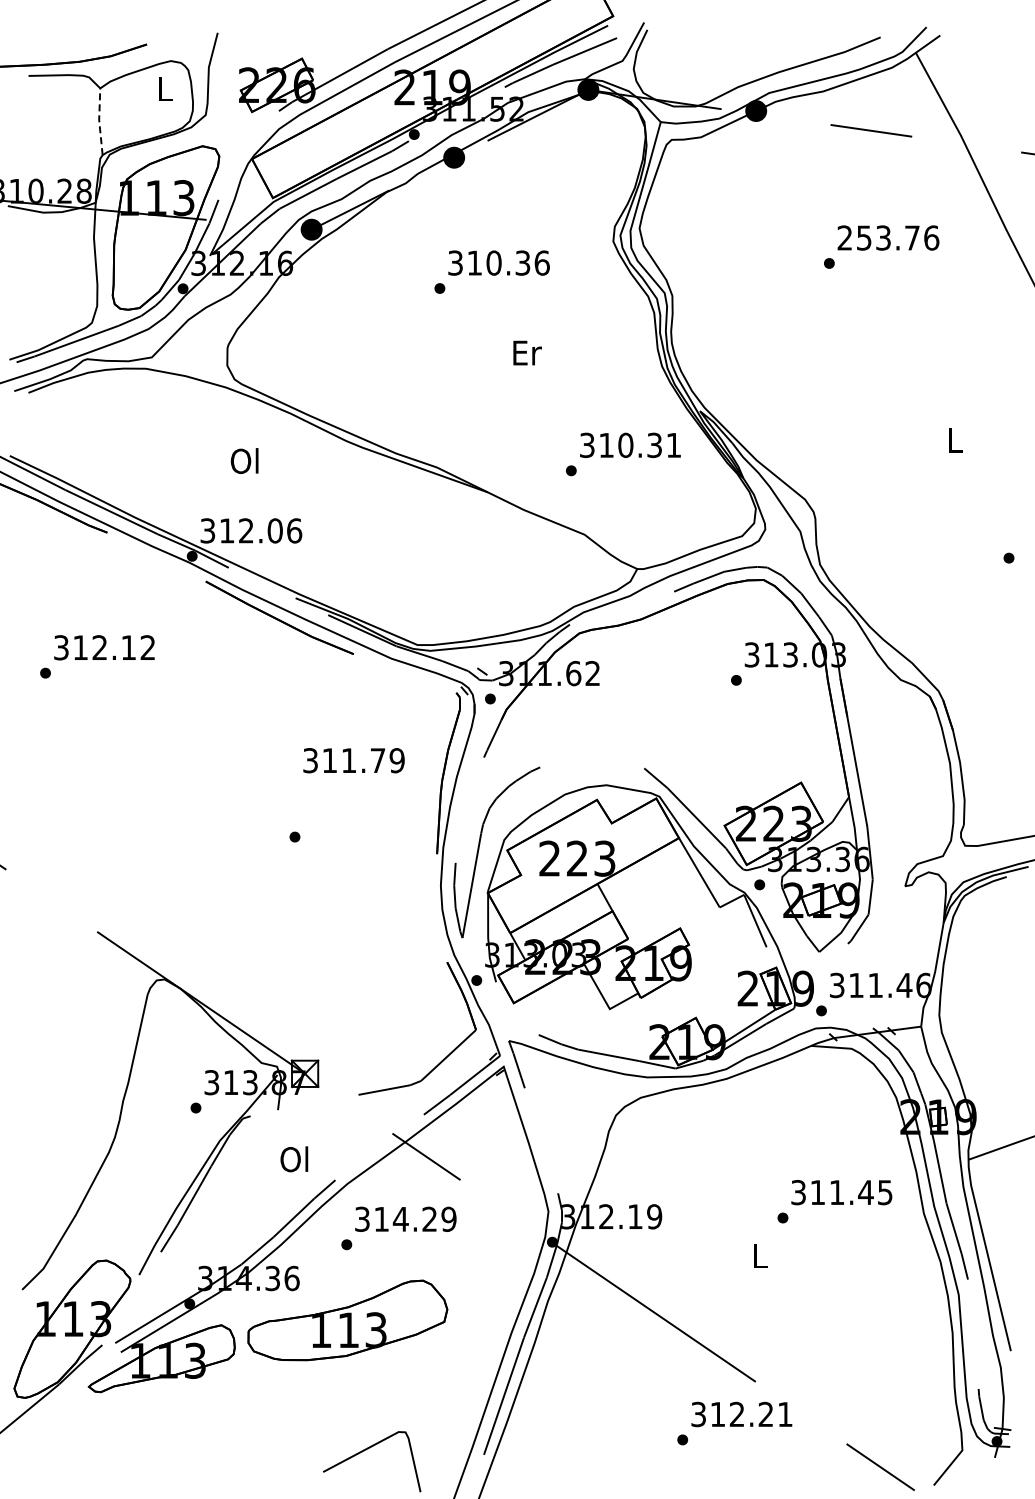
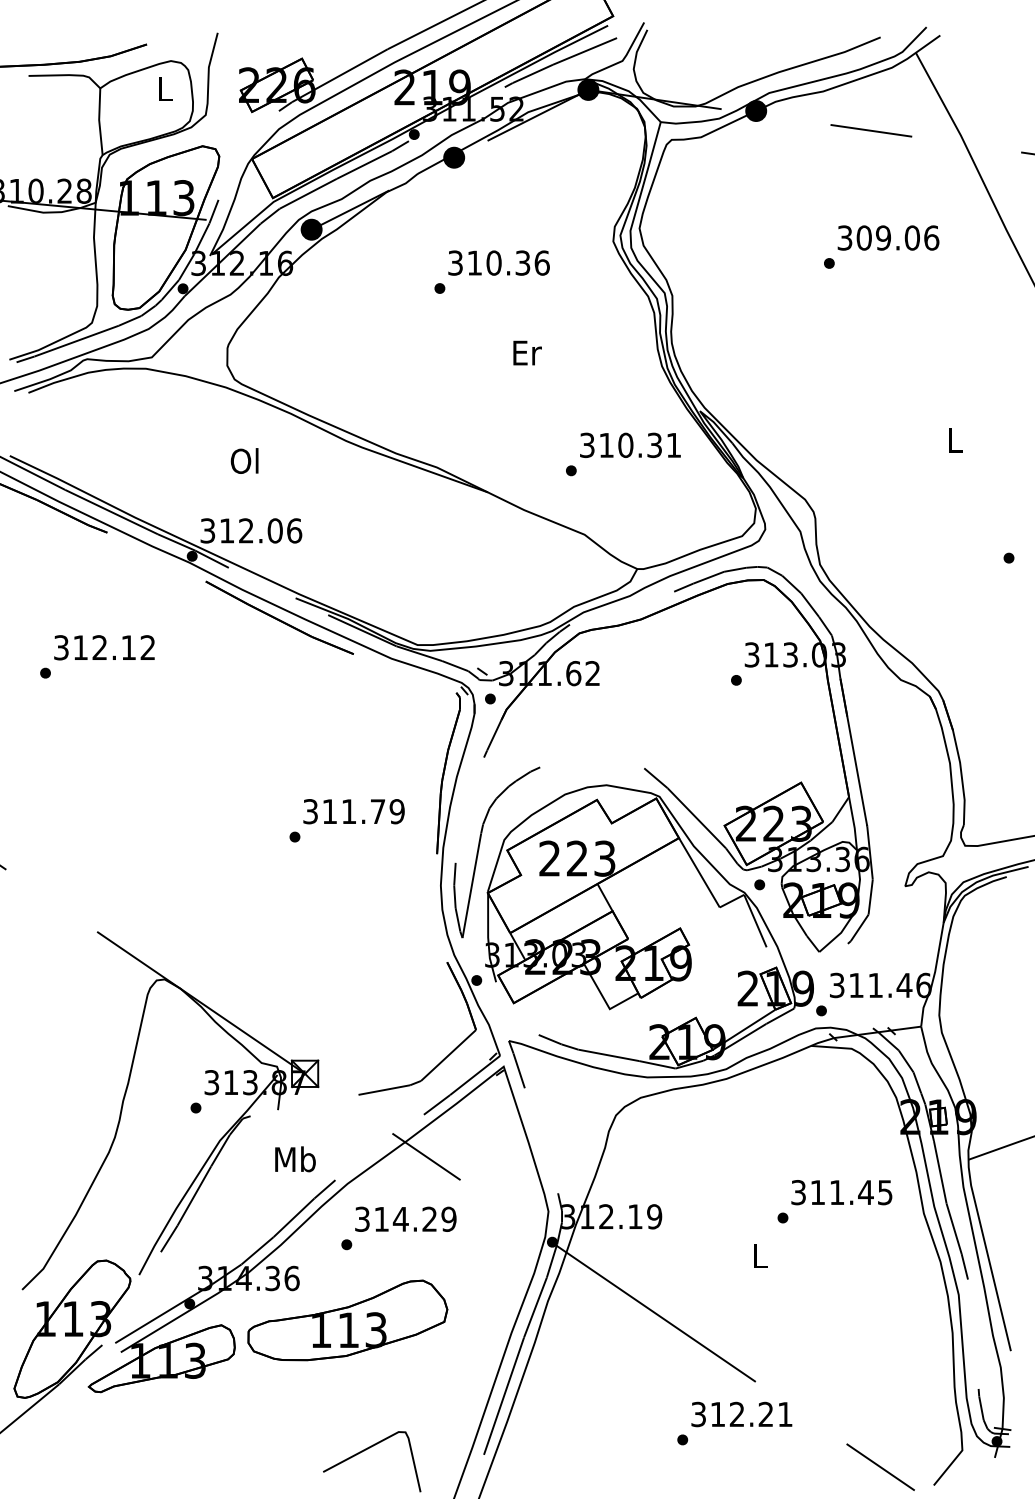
line: dashed -> solid (99, 121)
text: 253.76 -> 309.06 (878, 237)
text position: (353, 760) -> (353, 811) (353, 811)
text: Ol -> Mb (295, 1159)
